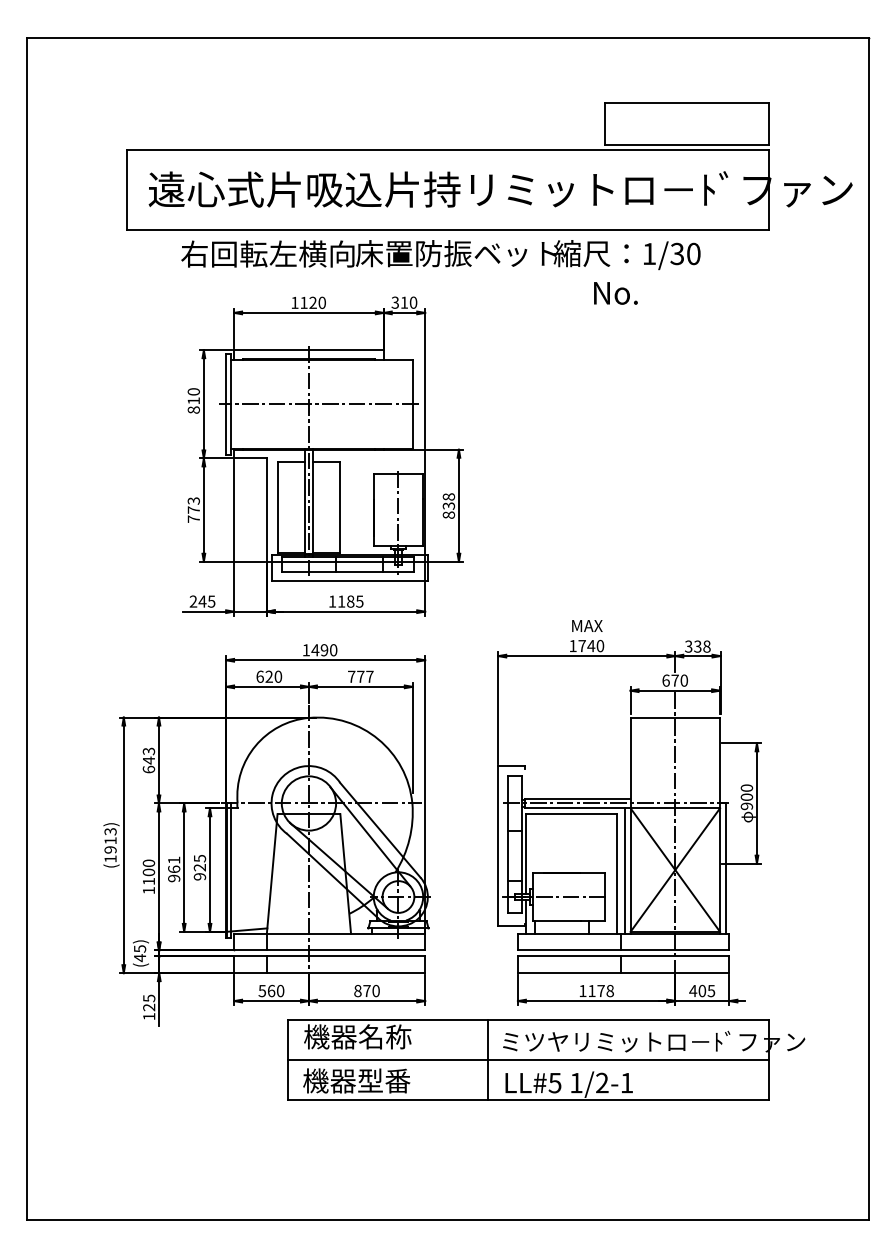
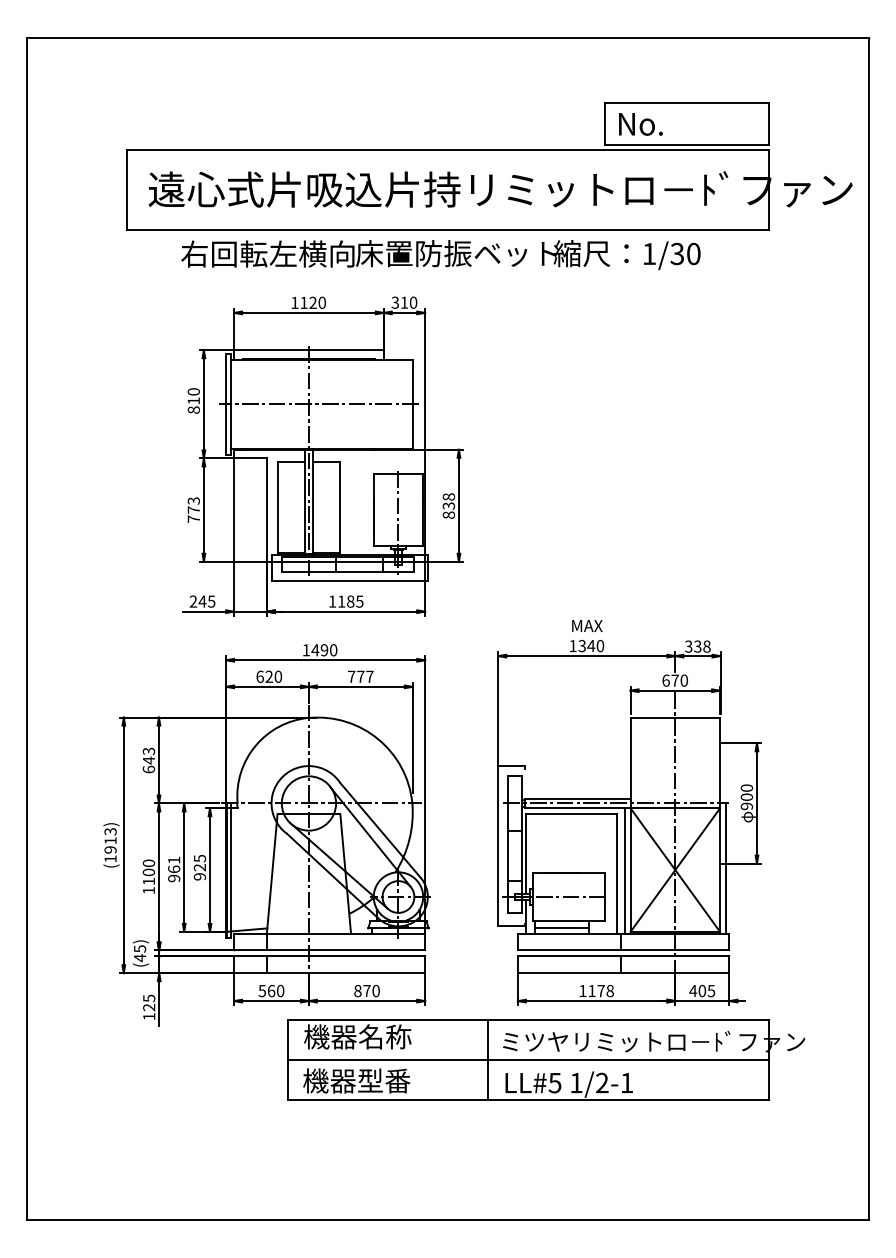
text position: (615, 293) -> (640, 124) (640, 124)
text: 1740 -> 1340 (581, 646)
line: none -> present (561, 928)
